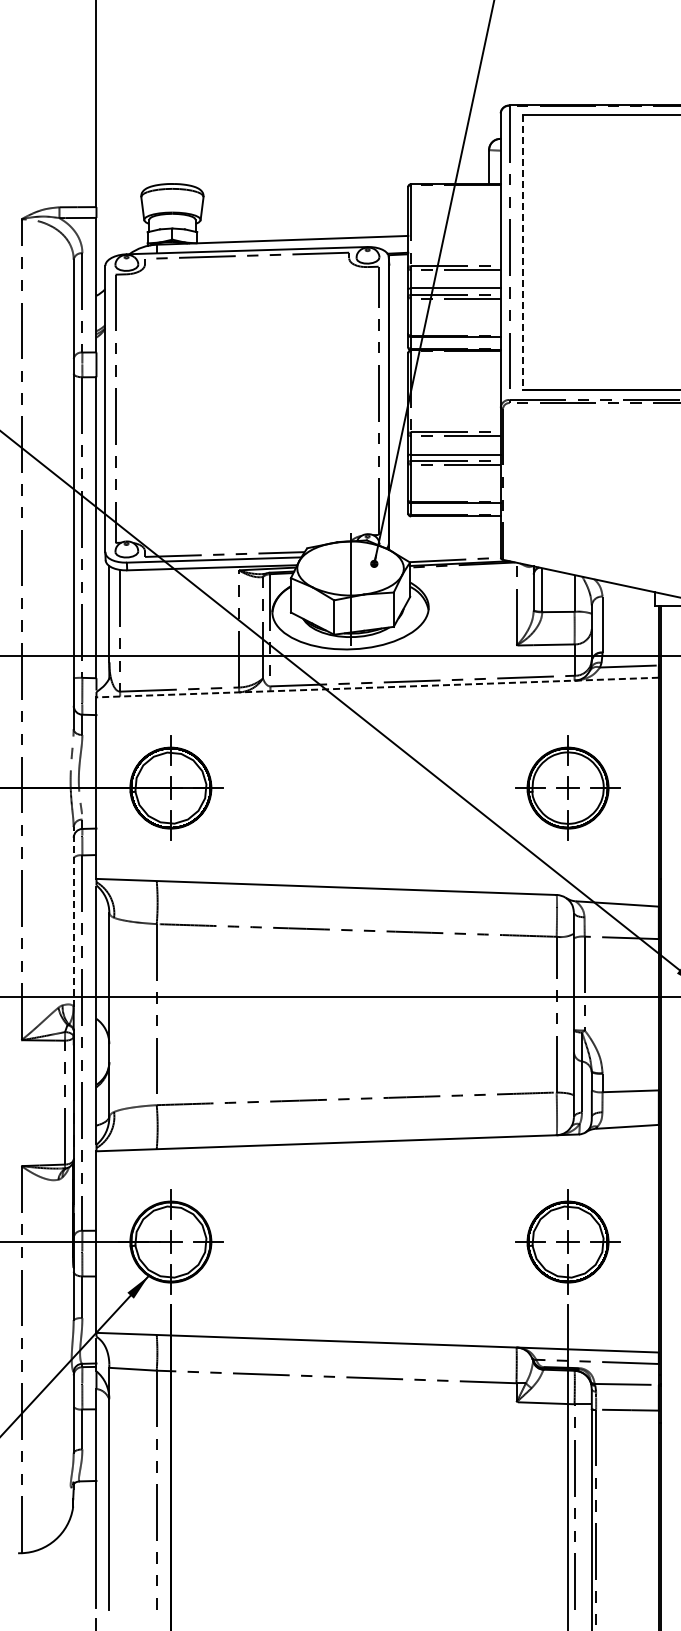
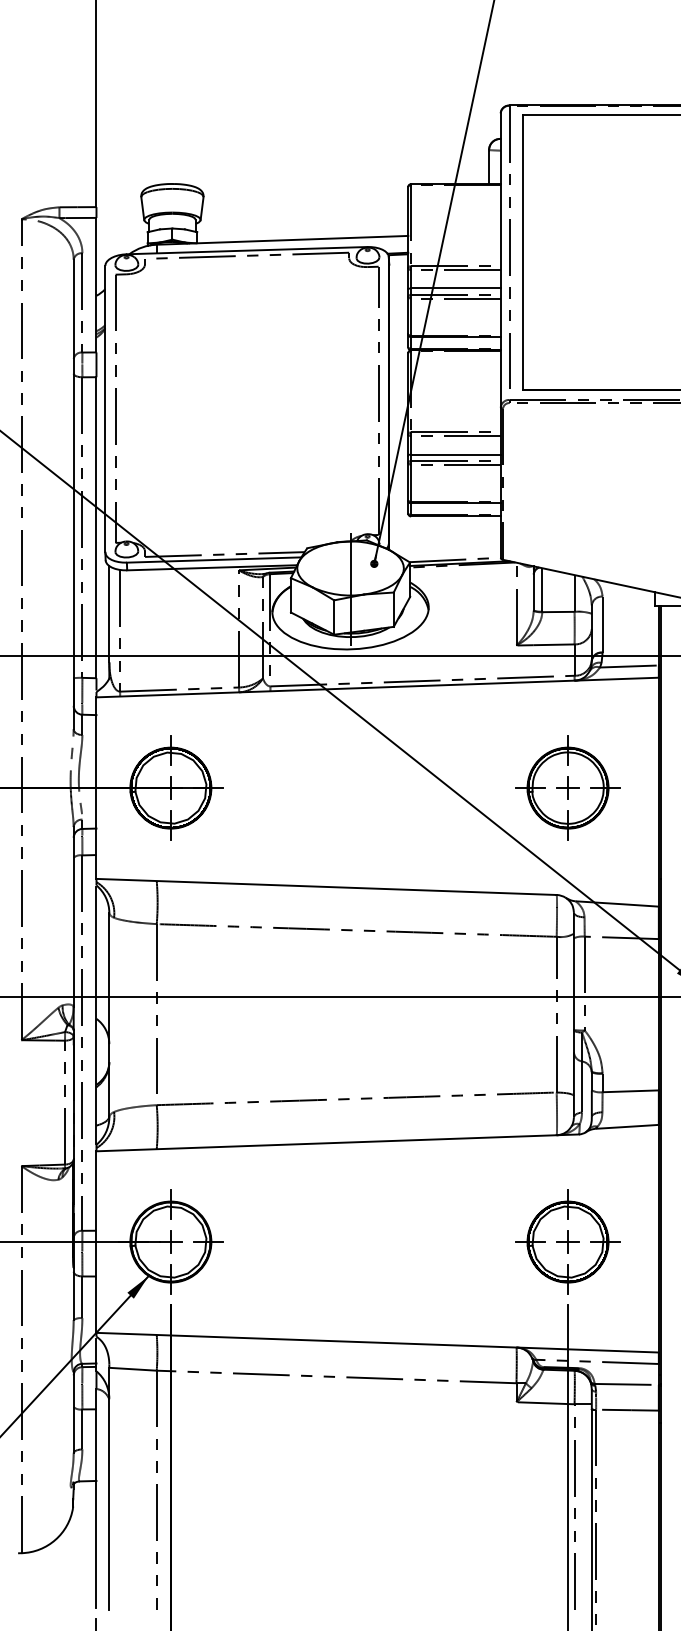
line: dashed -> solid (523, 253)
line: dashed -> solid (377, 687)
line: dashed -> solid (73, 916)
